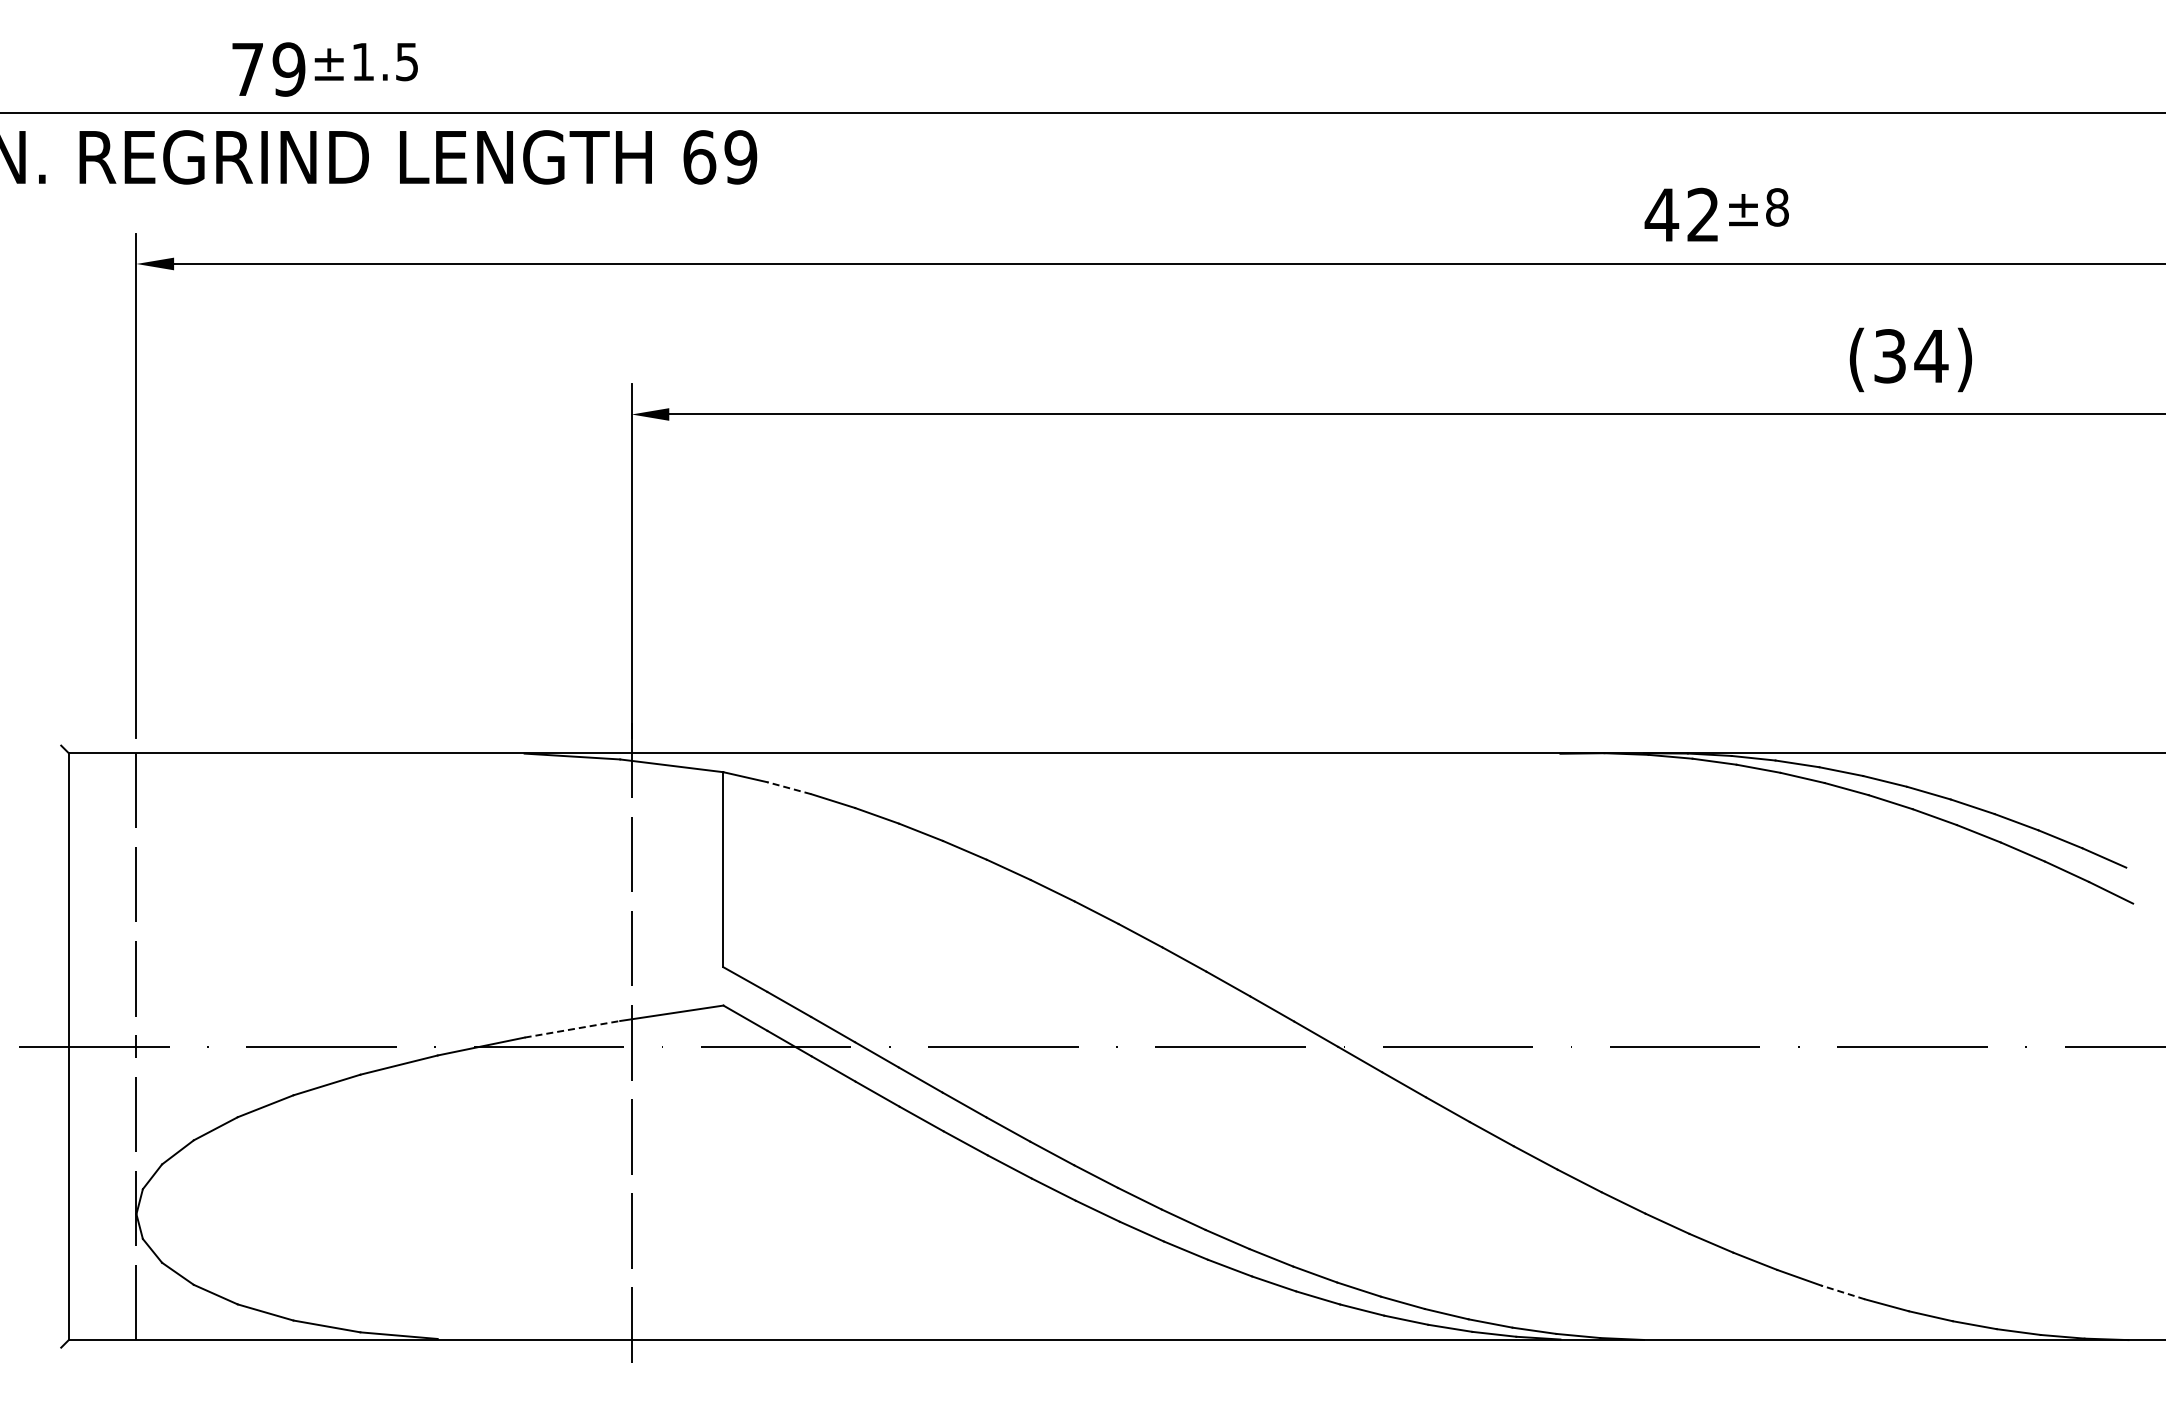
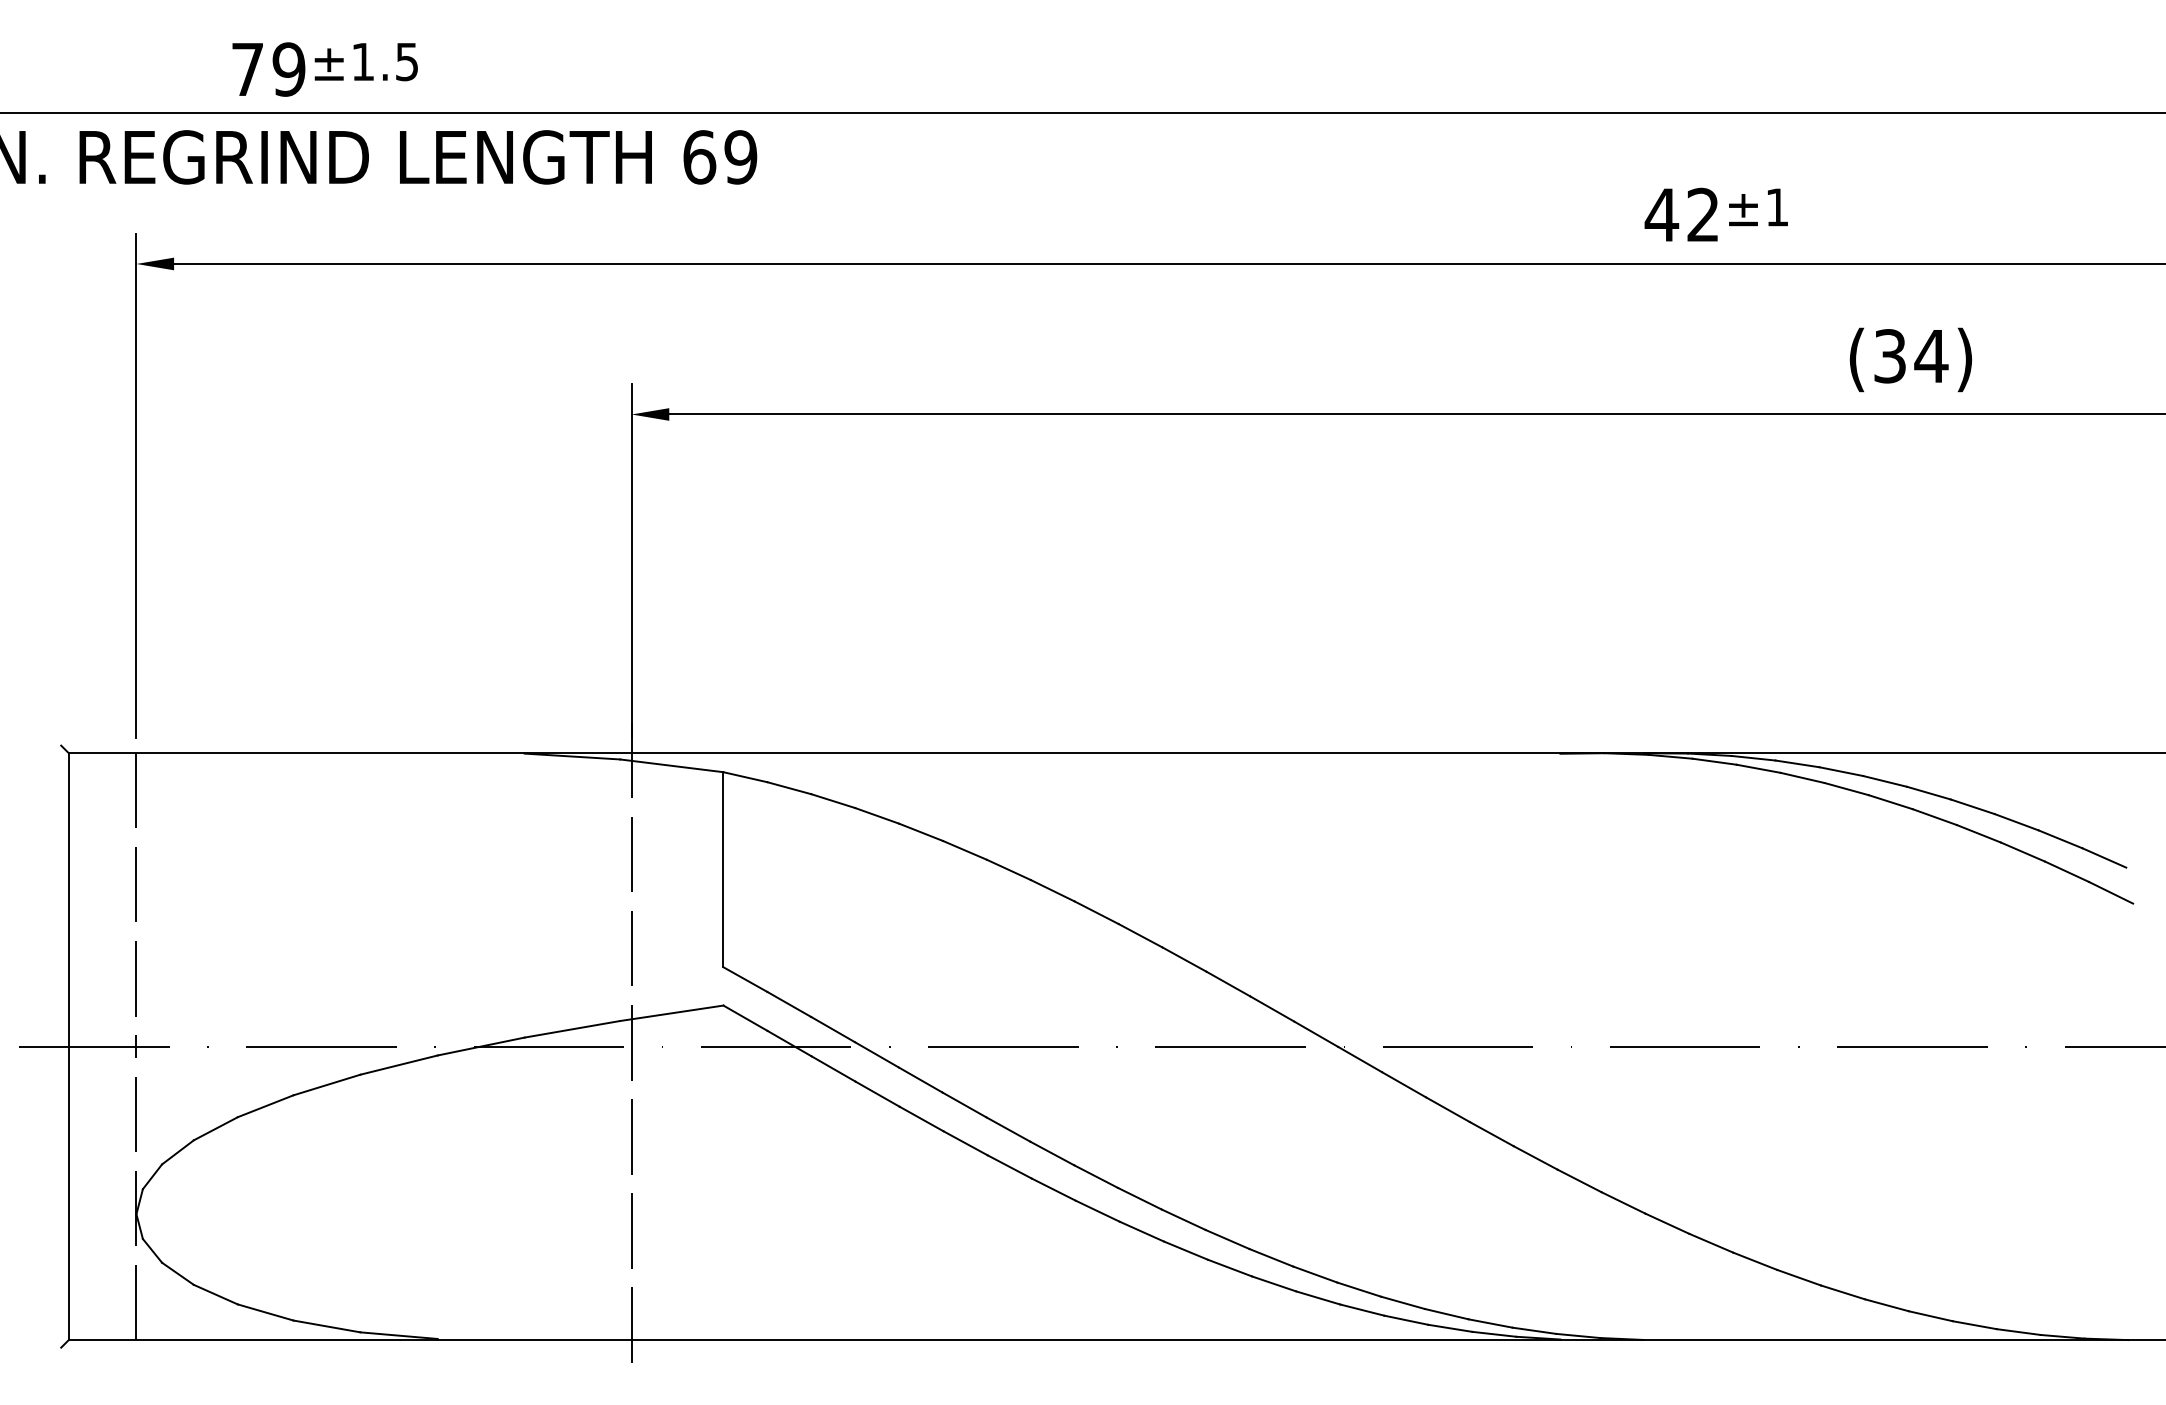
text: ±8 -> ±1 (1777, 207)
line: dashed -> solid (789, 788)
line: dashed -> solid (572, 1029)
line: dashed -> solid (1842, 1292)
